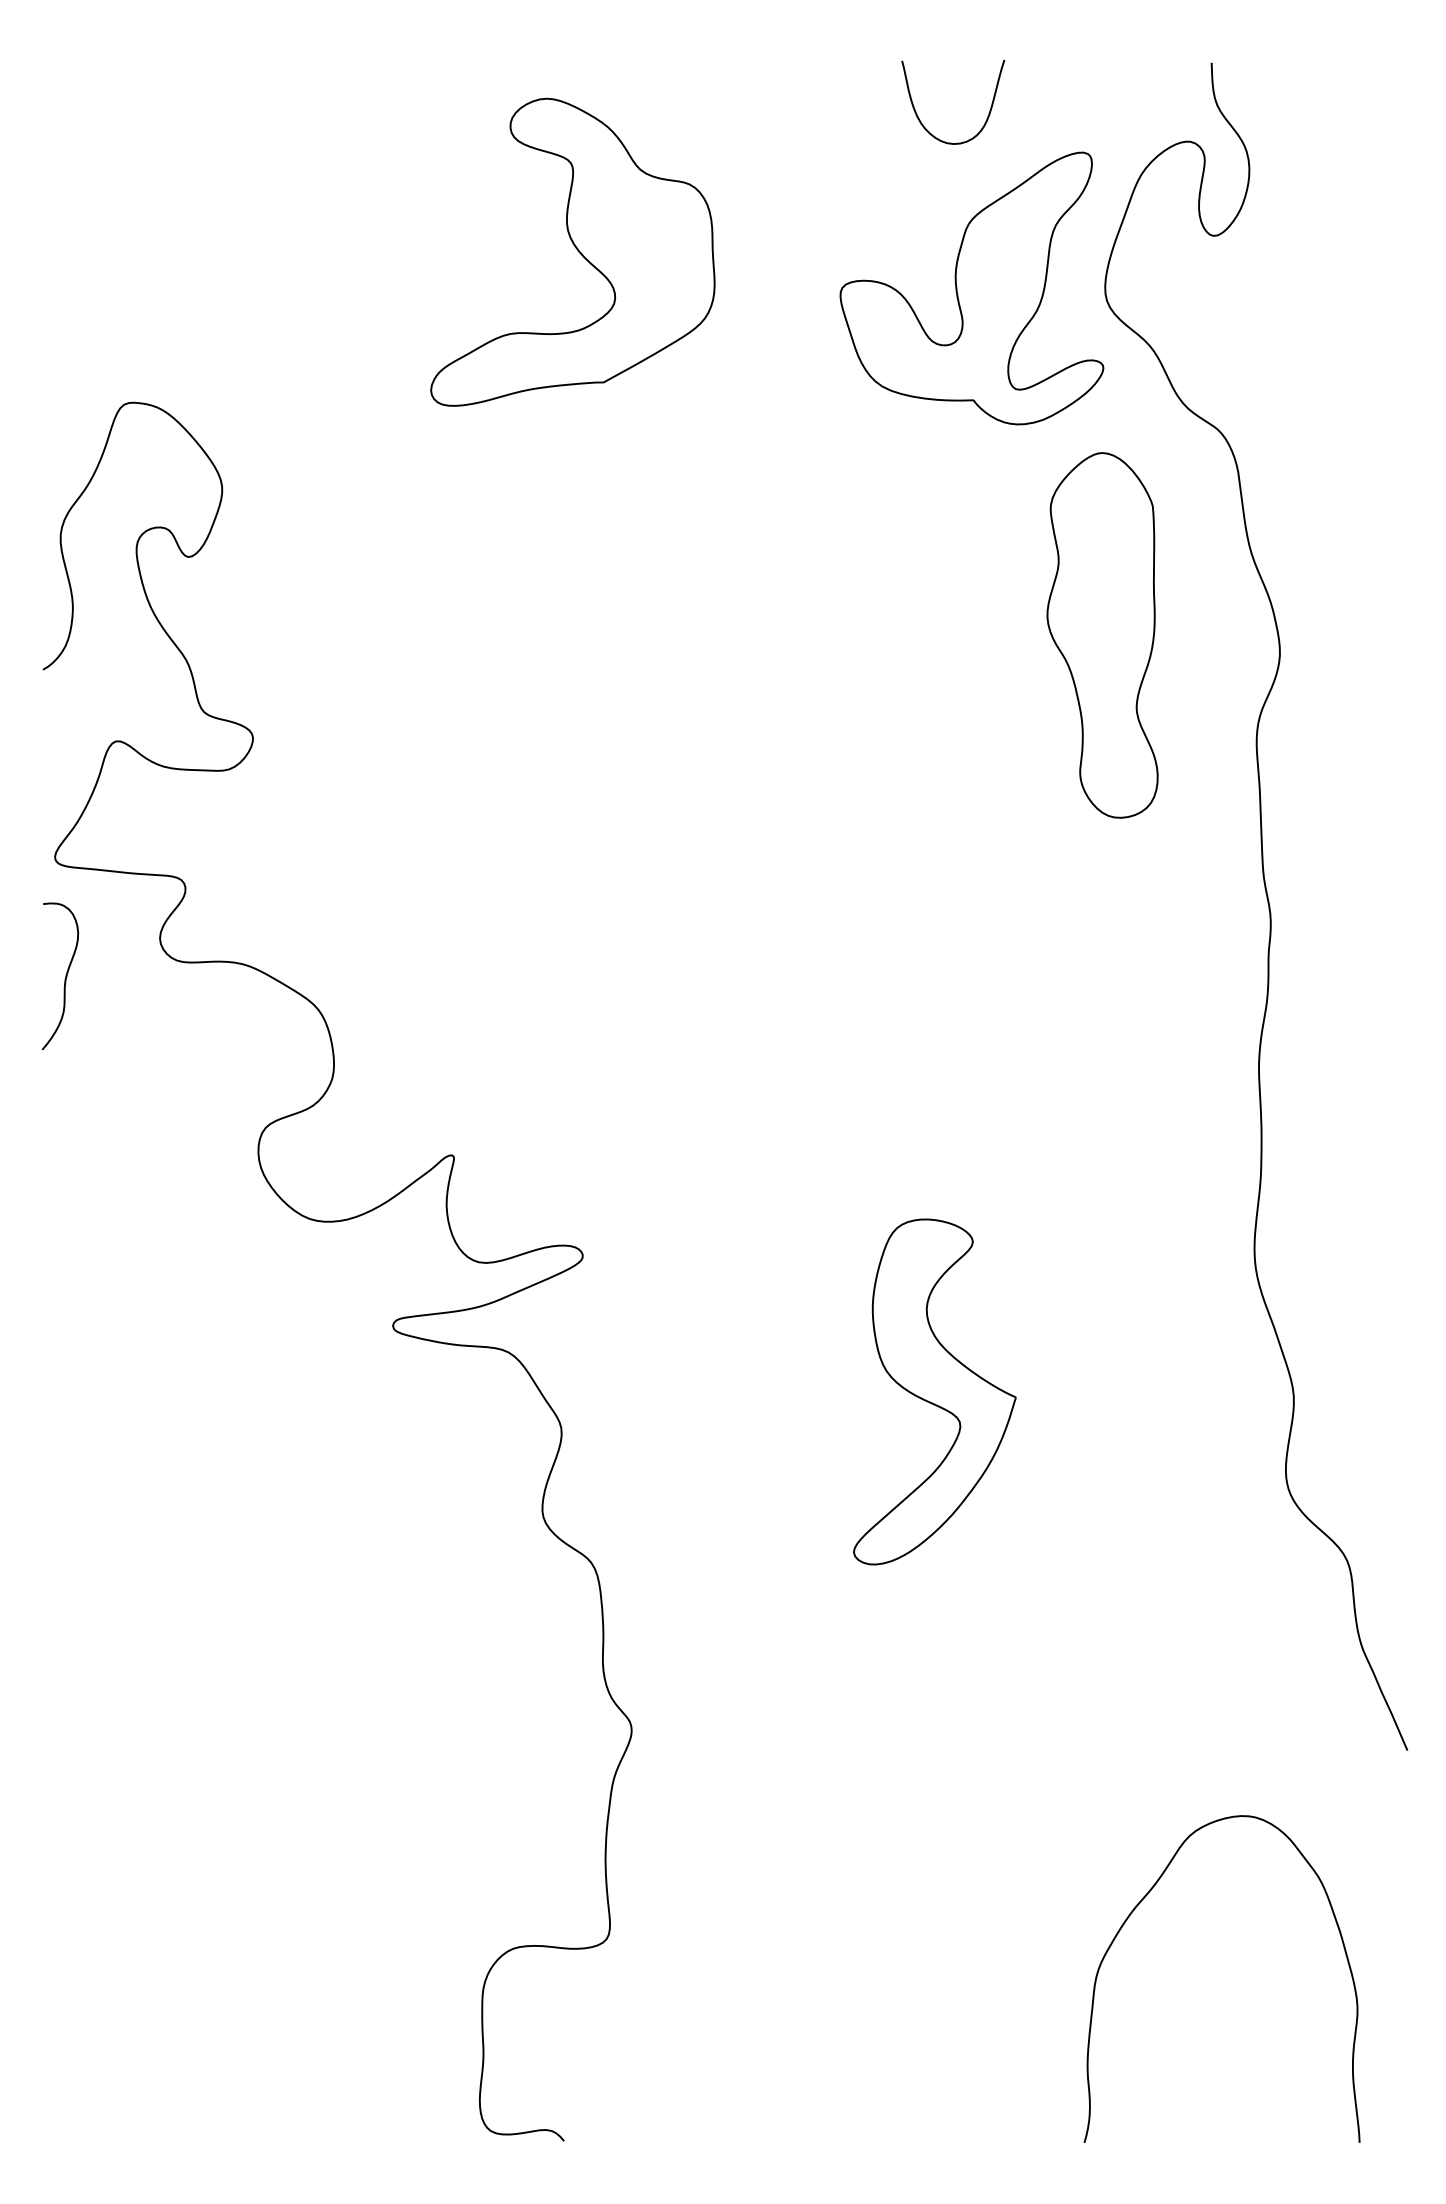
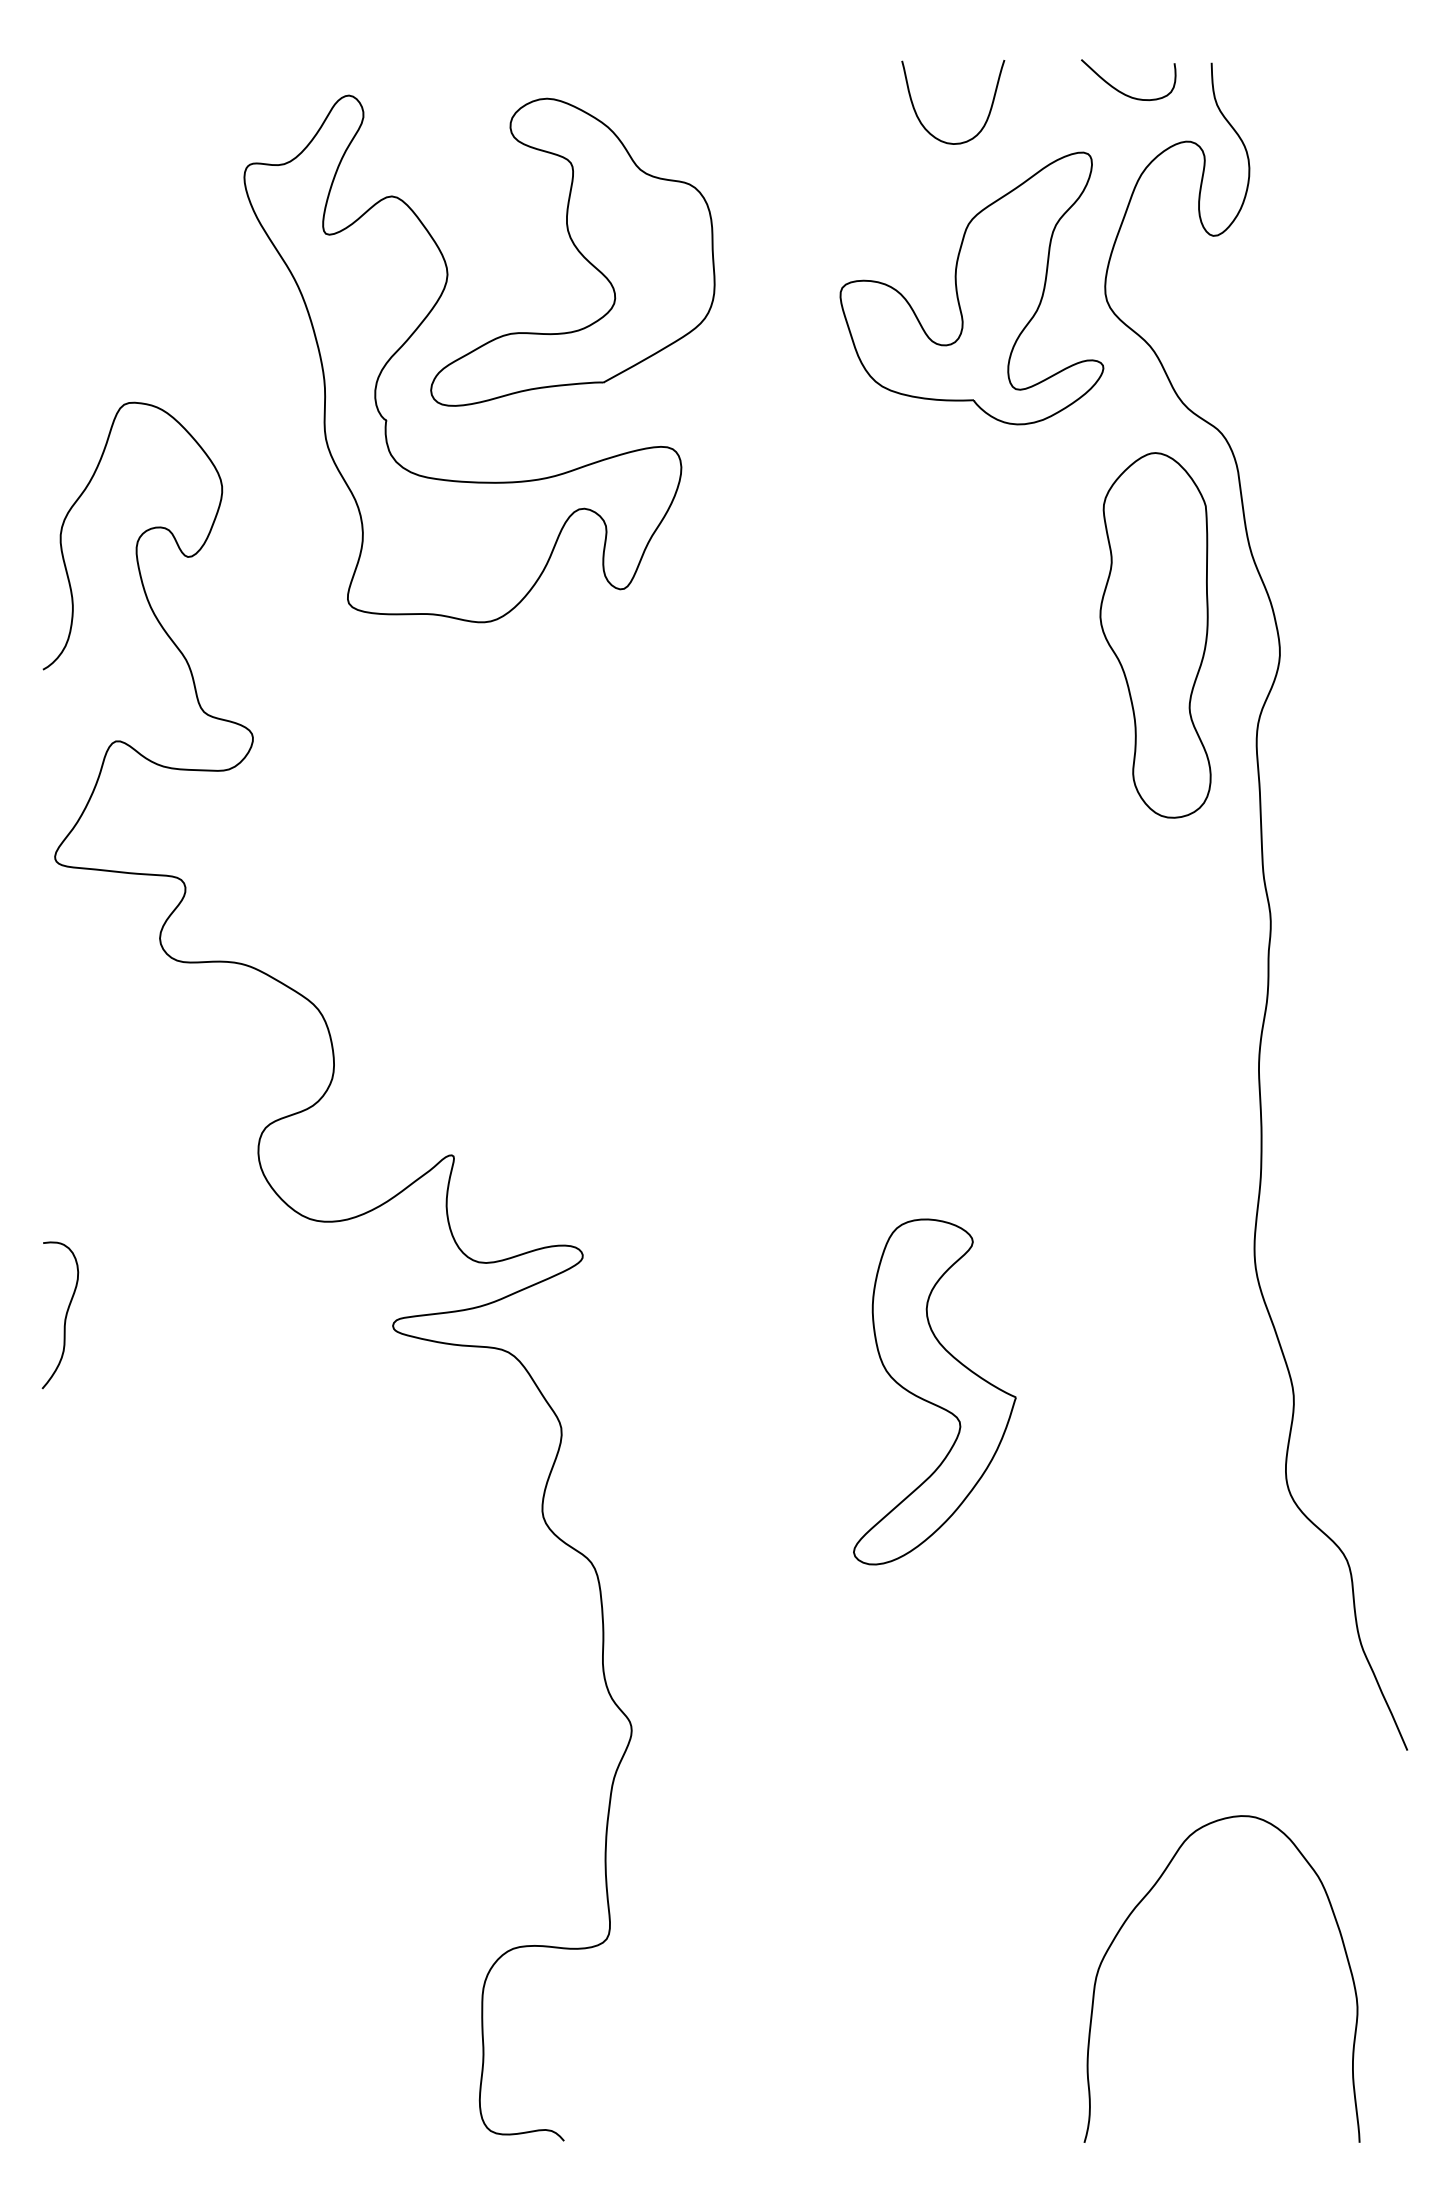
curve: none -> present (1123, 92)
part: none -> present (419, 327)
part position: (1102, 635) -> (1155, 635) (1155, 635)
curve position: (65, 976) -> (65, 1315) (65, 1315)
